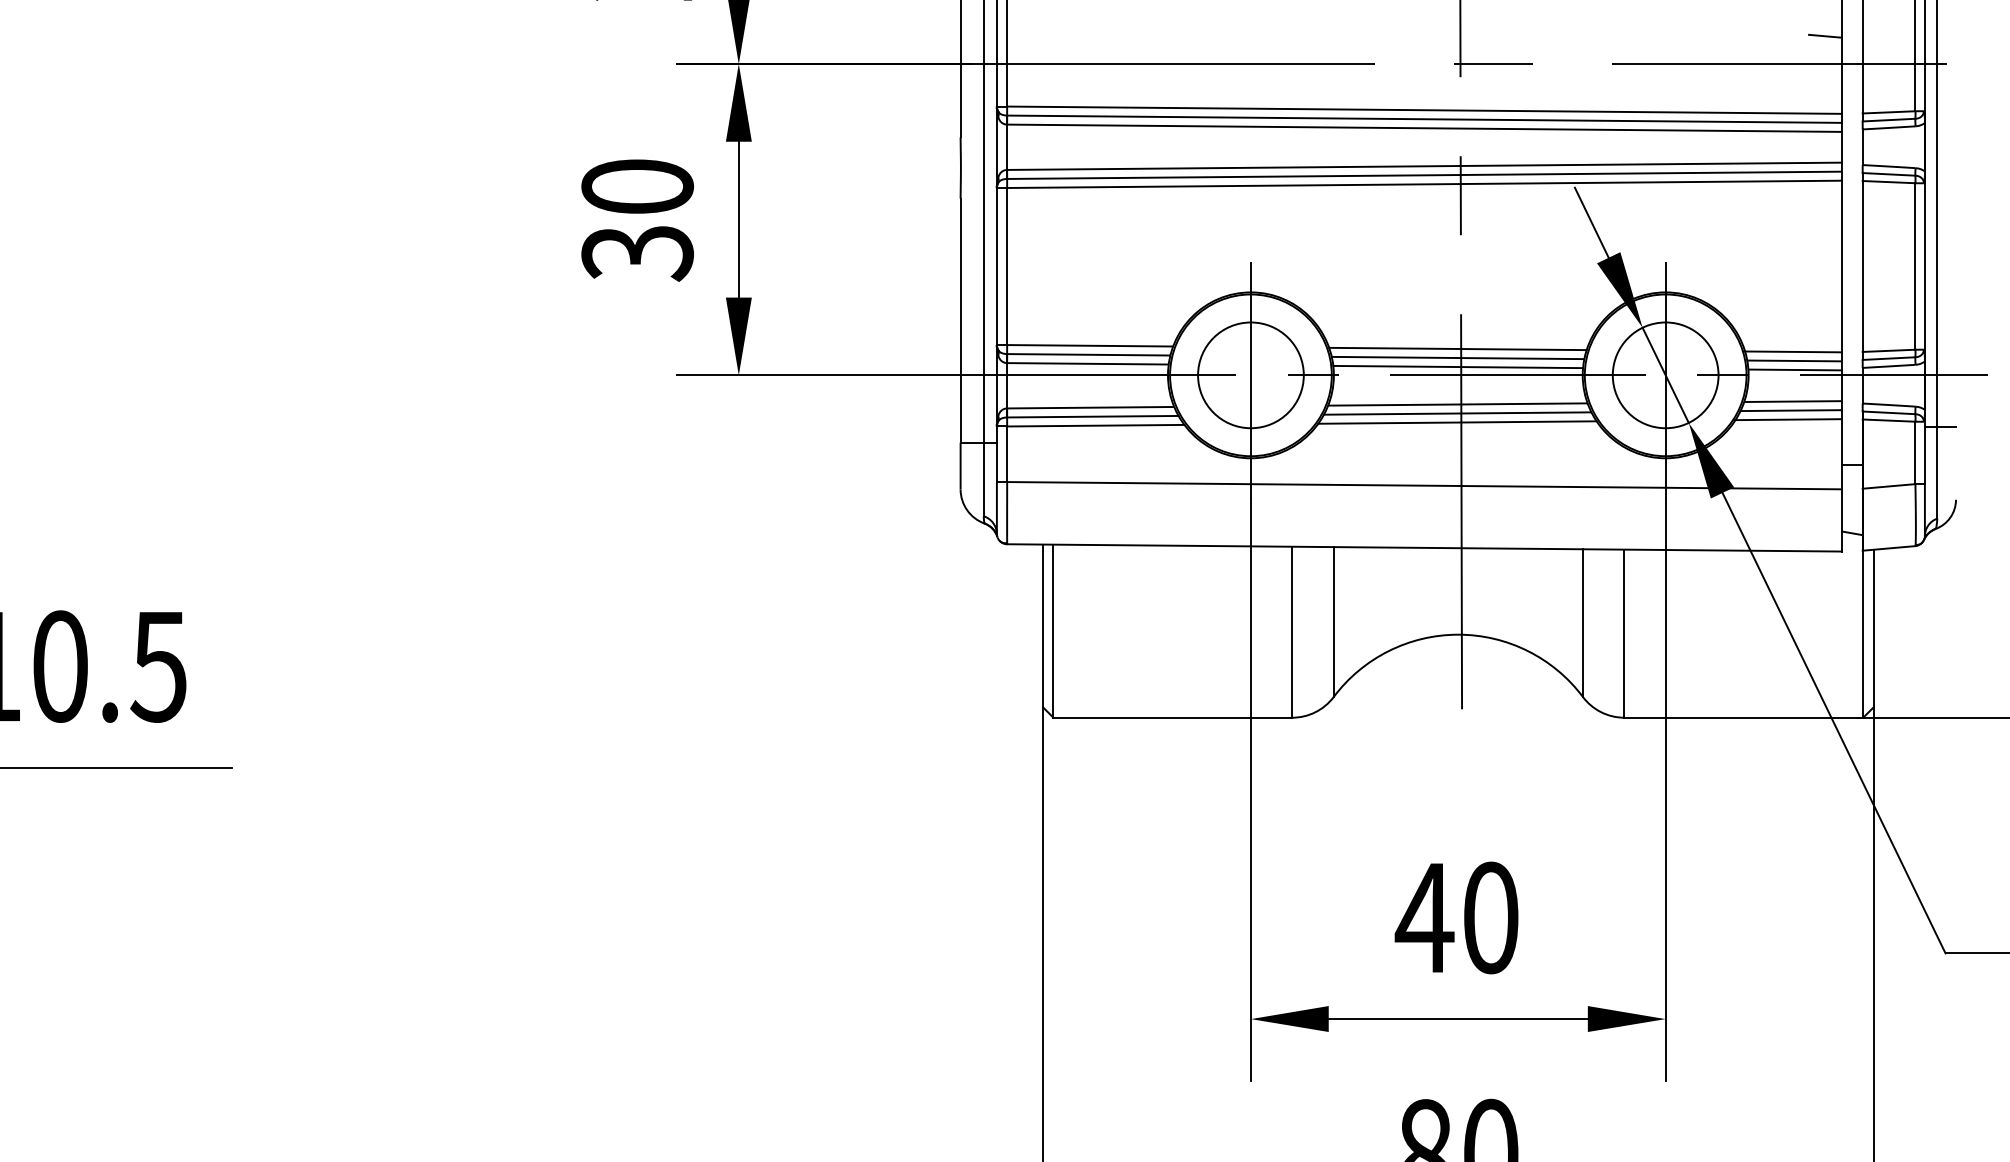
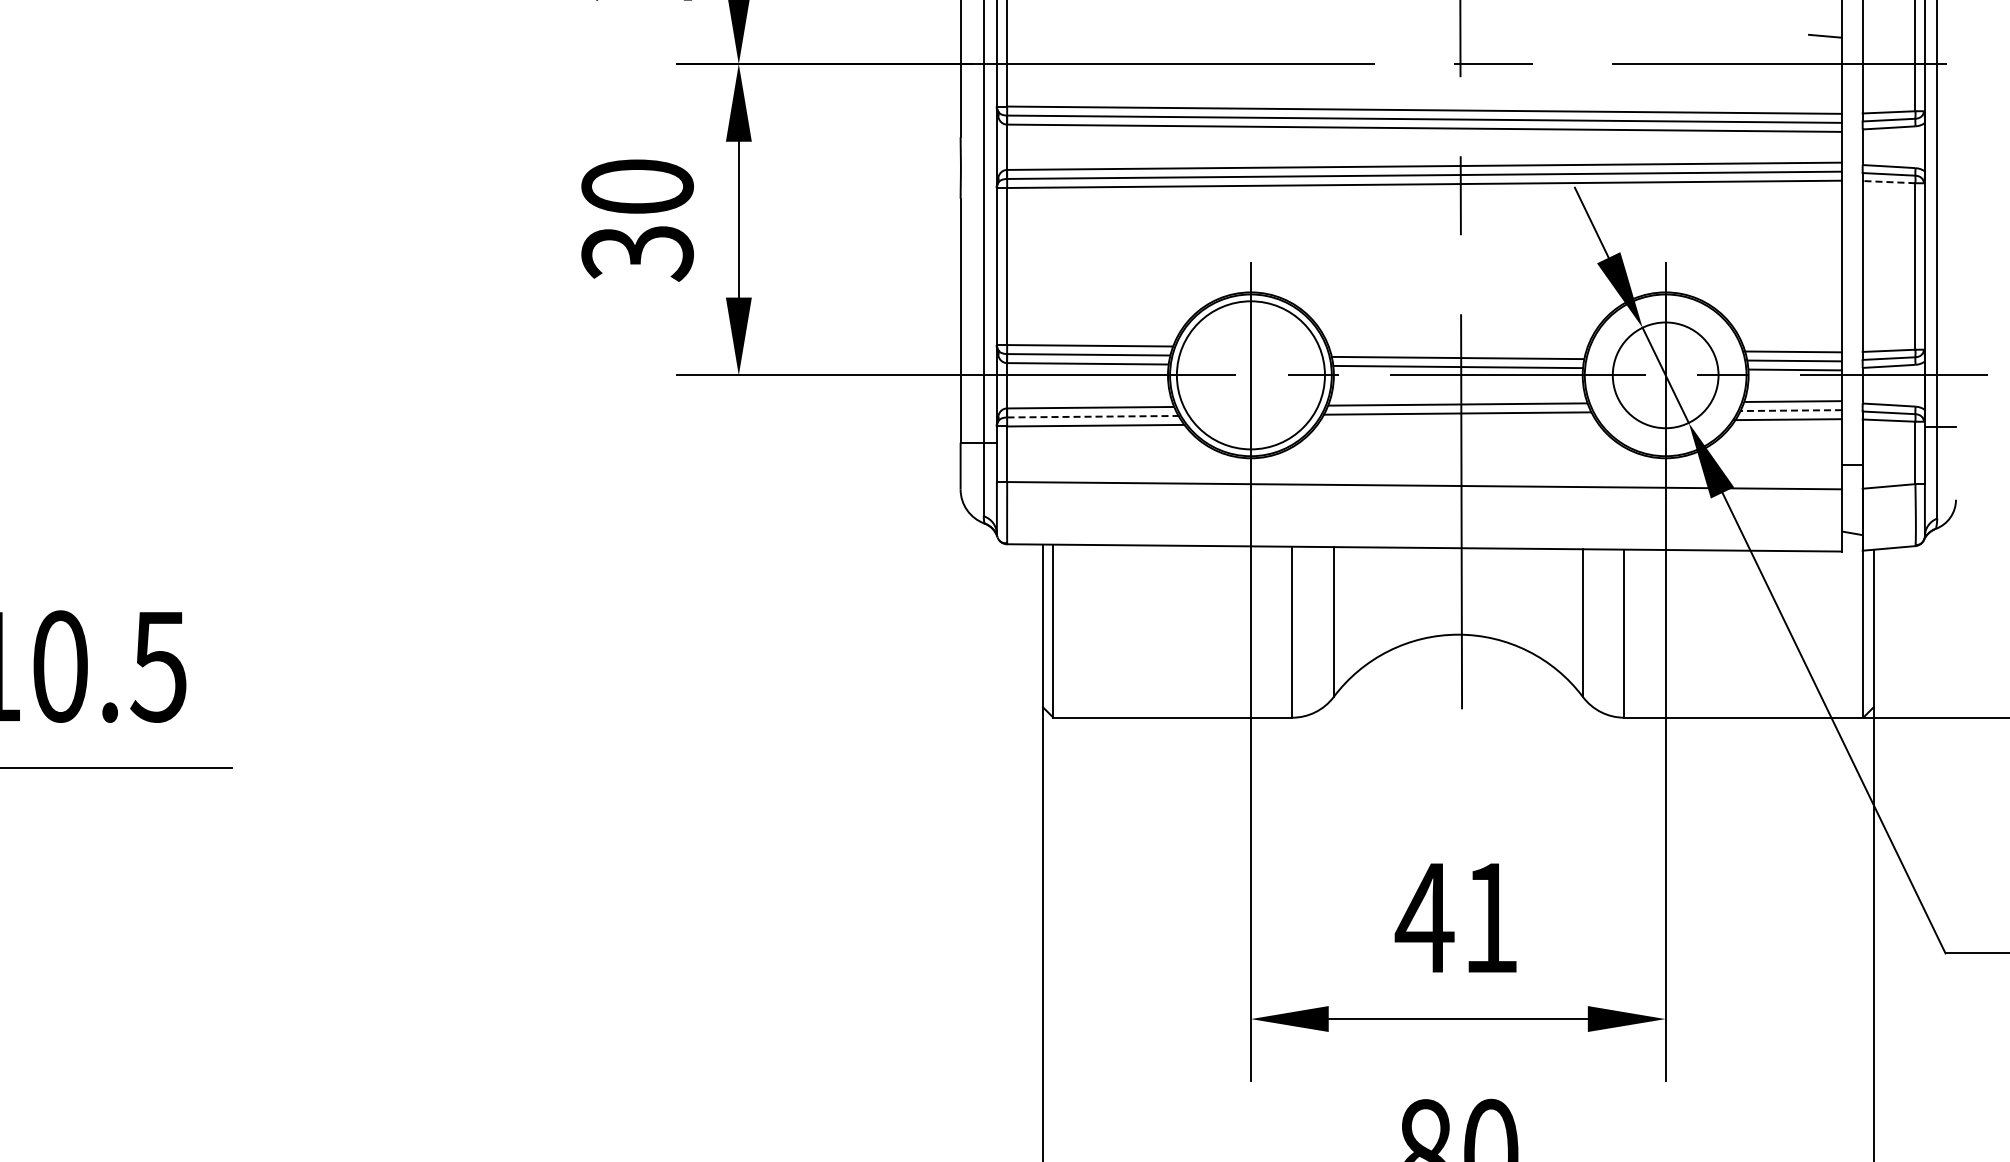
line: solid -> dashed (1888, 182)
line: present -> none (1457, 348)
circle diameter: 106 px -> 148 px (1250, 375)
line: solid -> dashed (1789, 410)
line: solid -> dashed (1092, 416)
line: present -> none (1457, 422)
text: 40 -> 41 (1491, 917)
